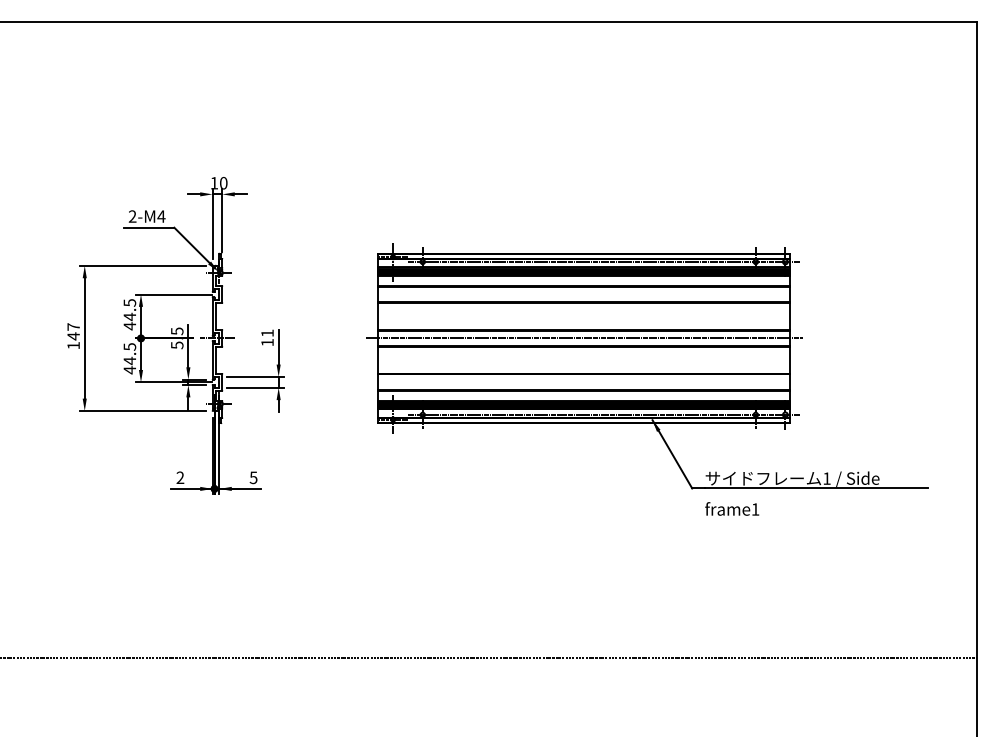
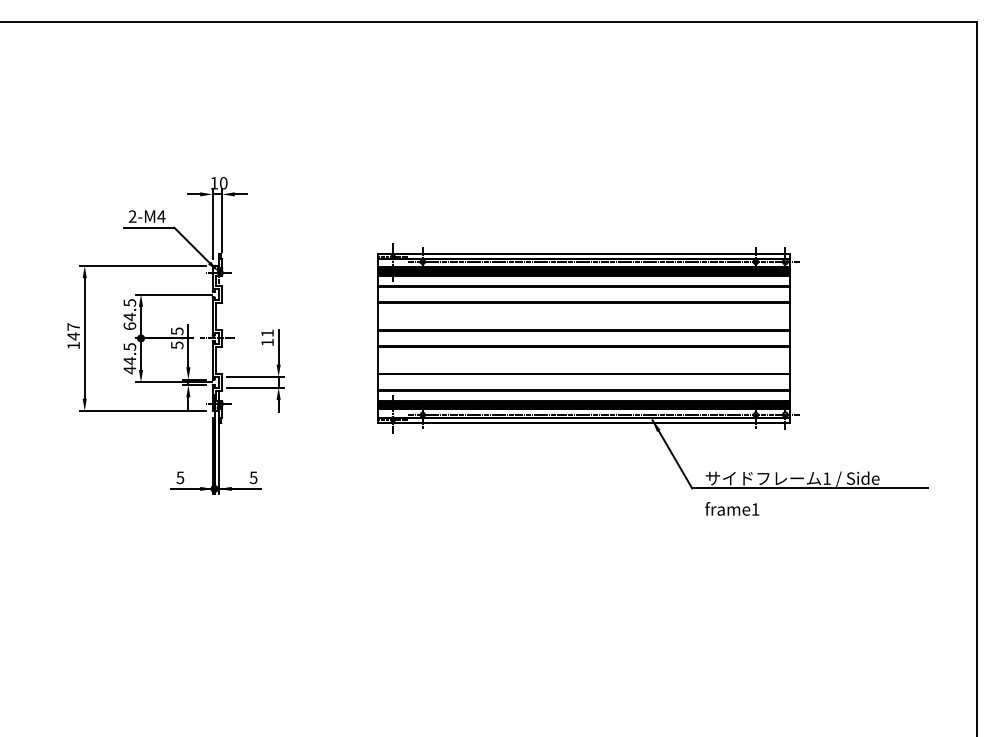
text: 44.5 -> 64.5 (129, 326)
line: present -> none (584, 338)
text: 2 -> 5 (180, 477)
line: present -> none (489, 658)
